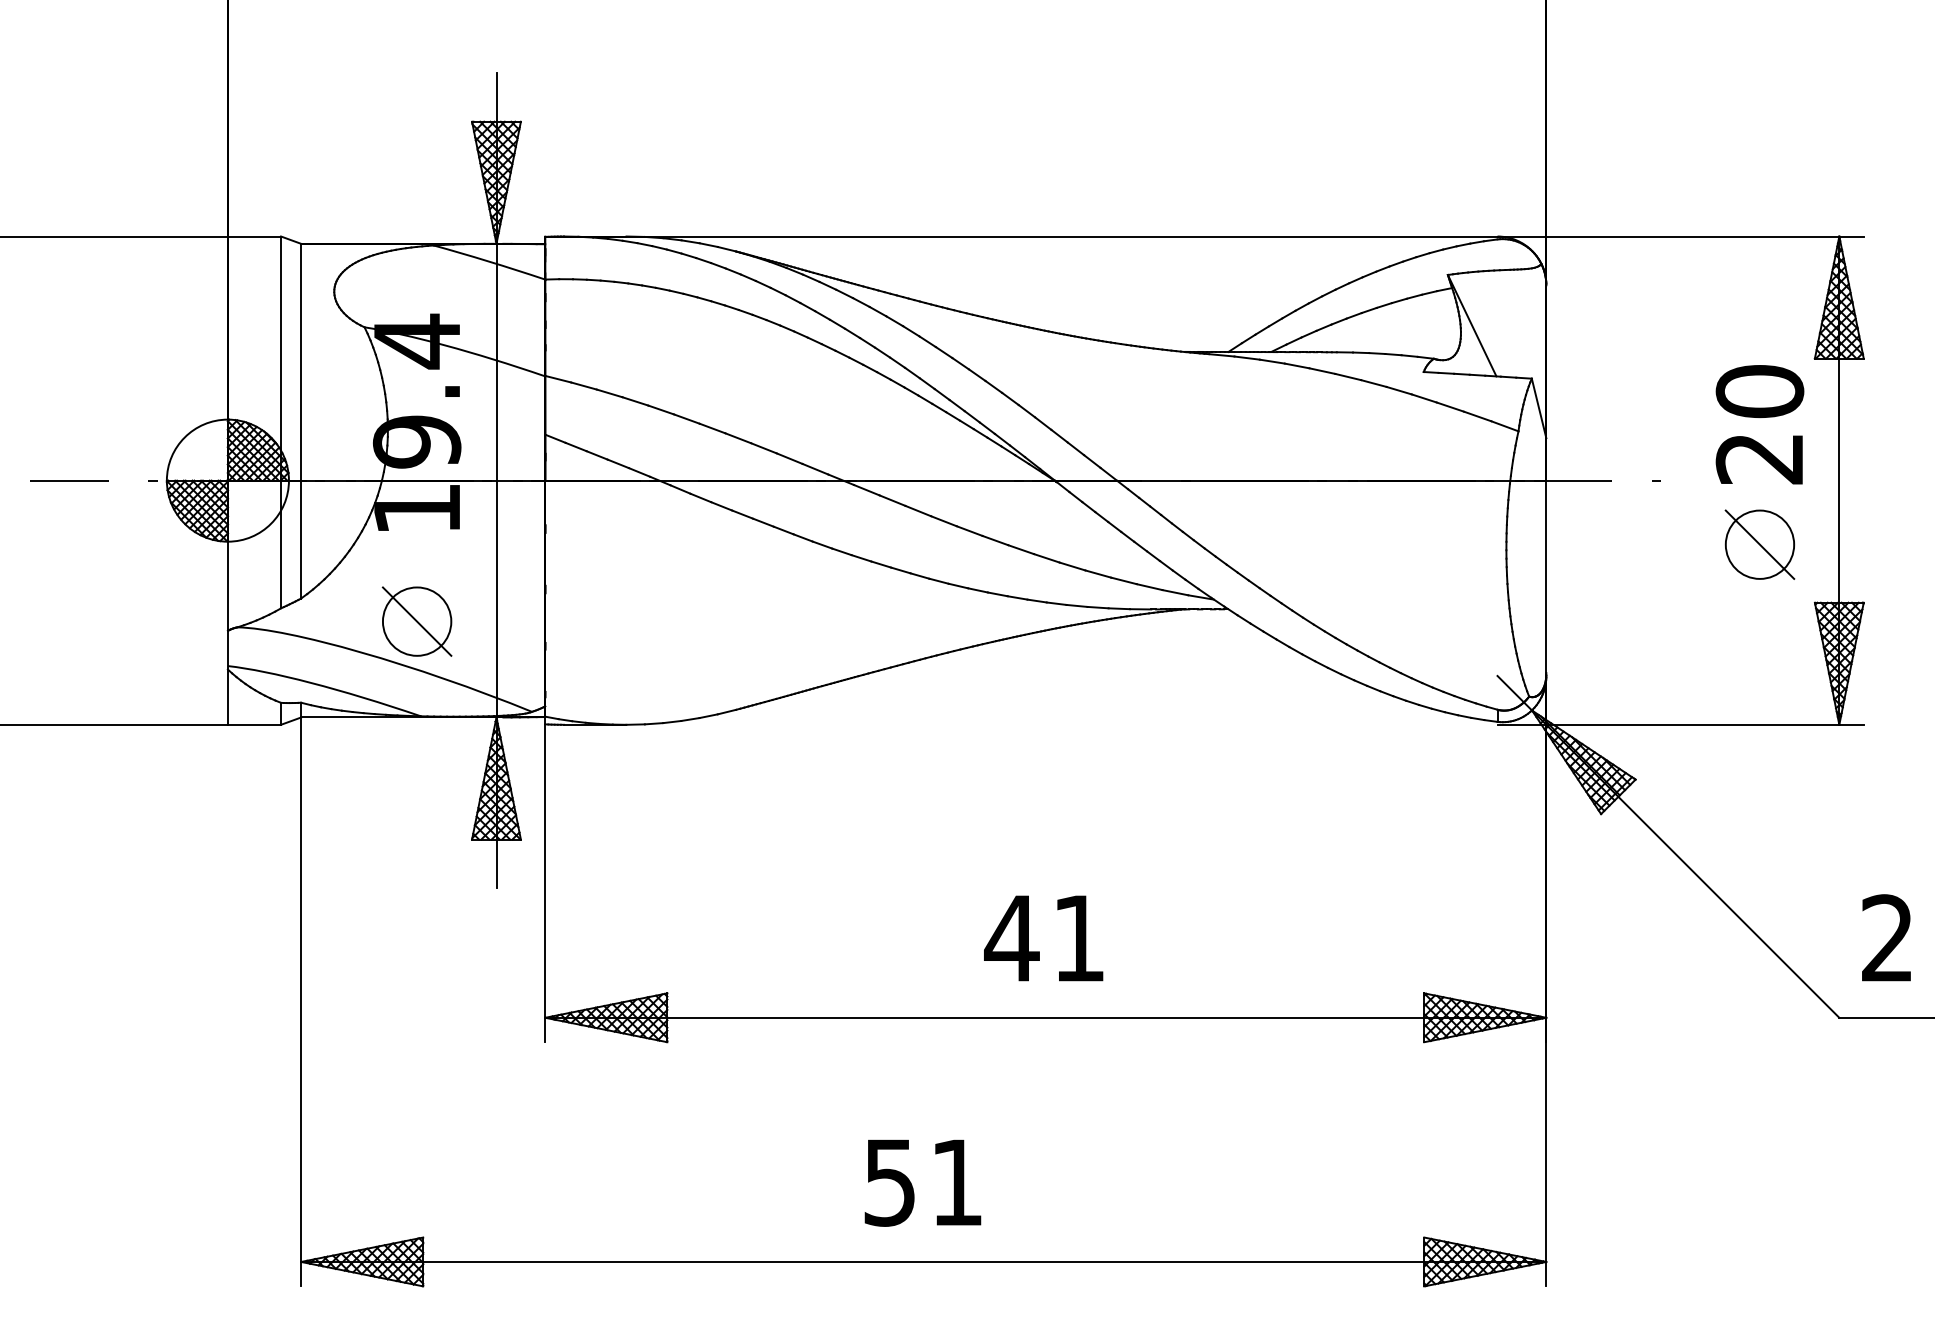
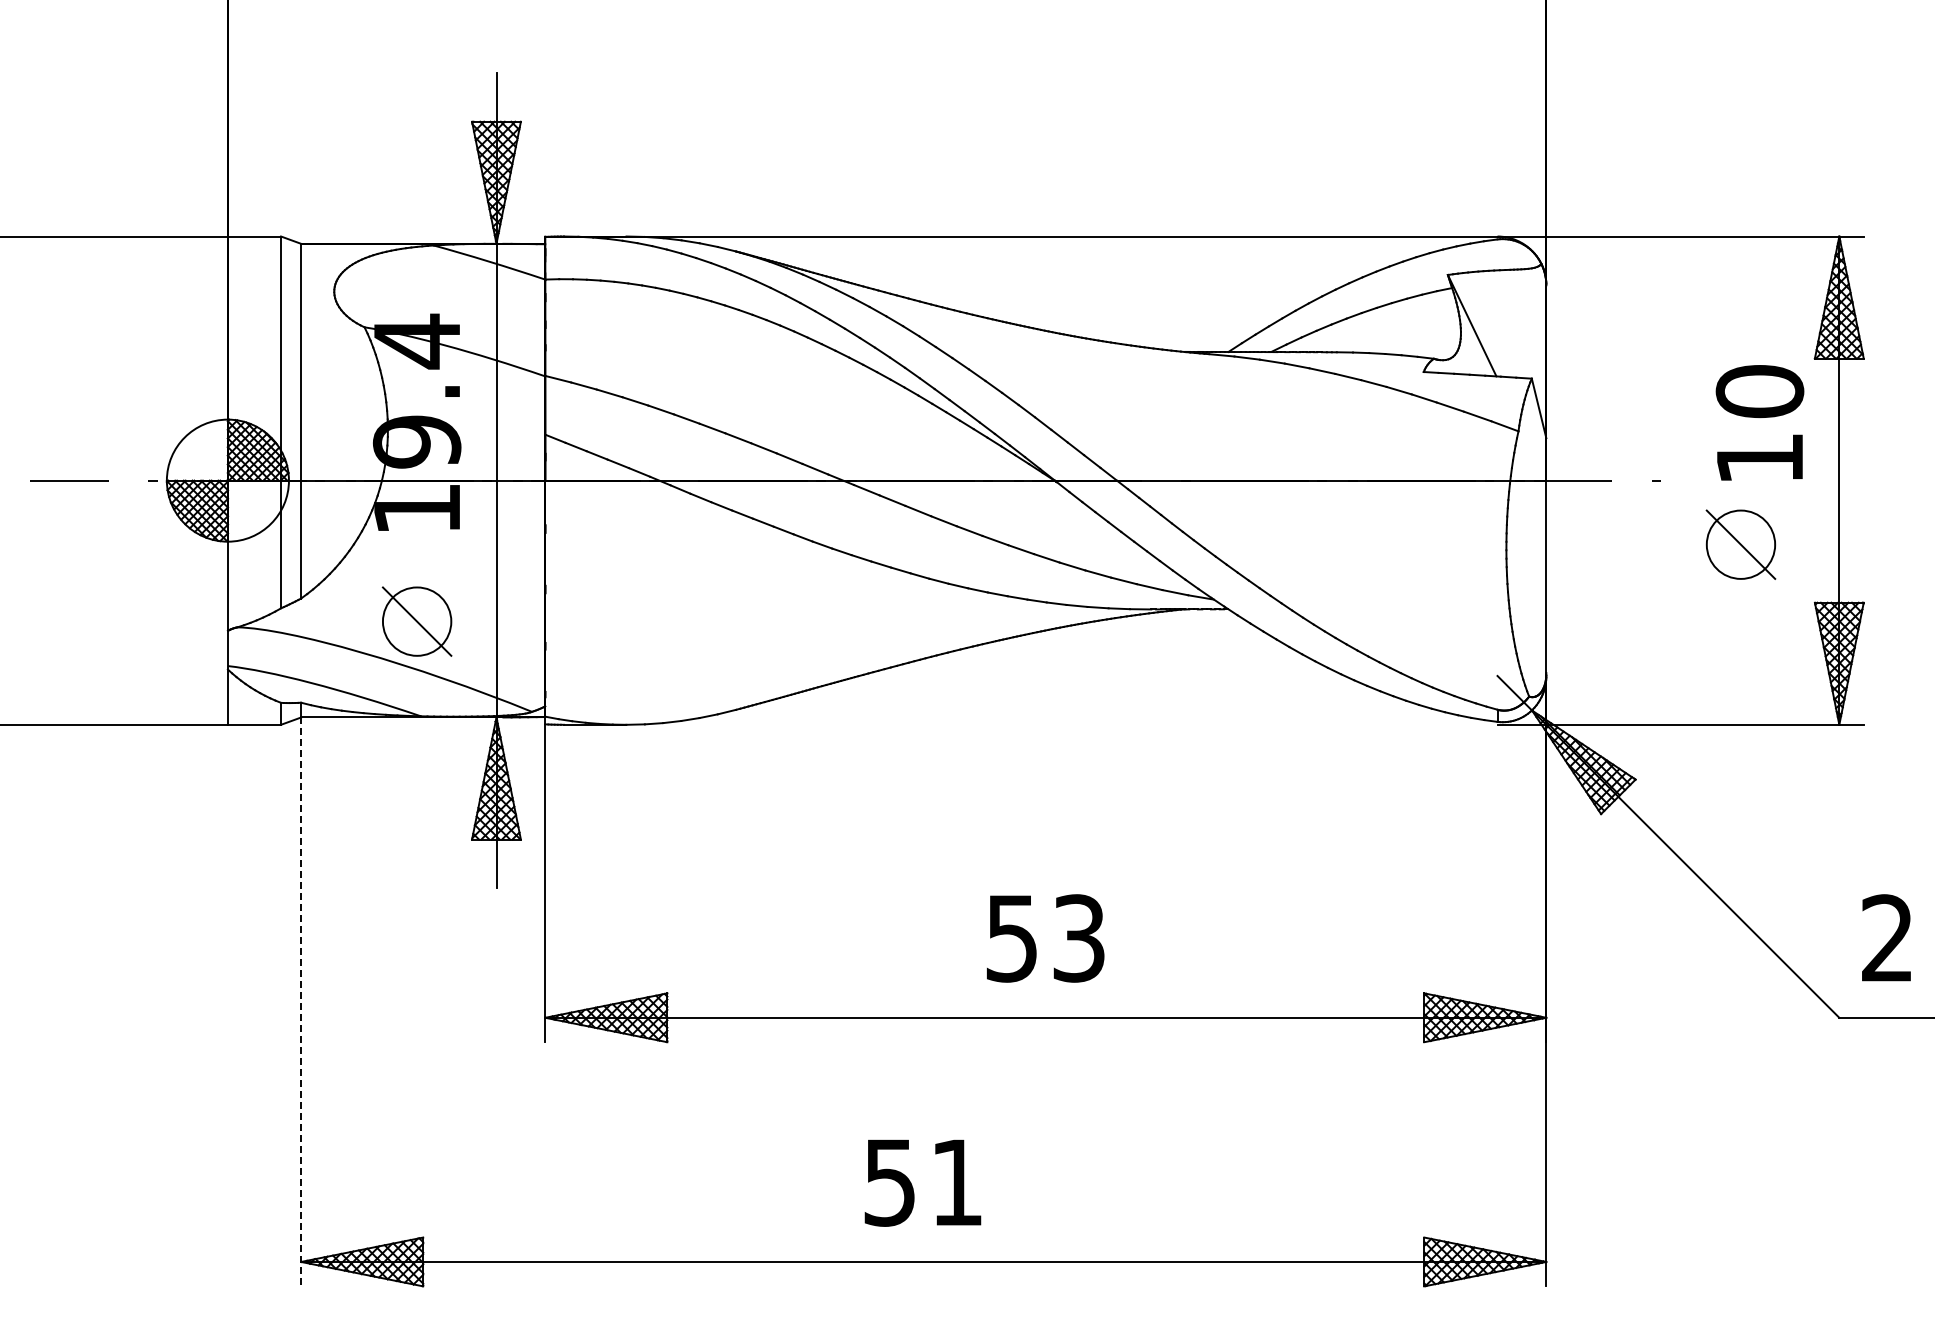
text: 20 -> 10 (1758, 459)
part position: (1759, 544) -> (1740, 544) (1740, 544)
text: 41 -> 53 (1044, 938)
line: solid -> dashed (301, 1002)
